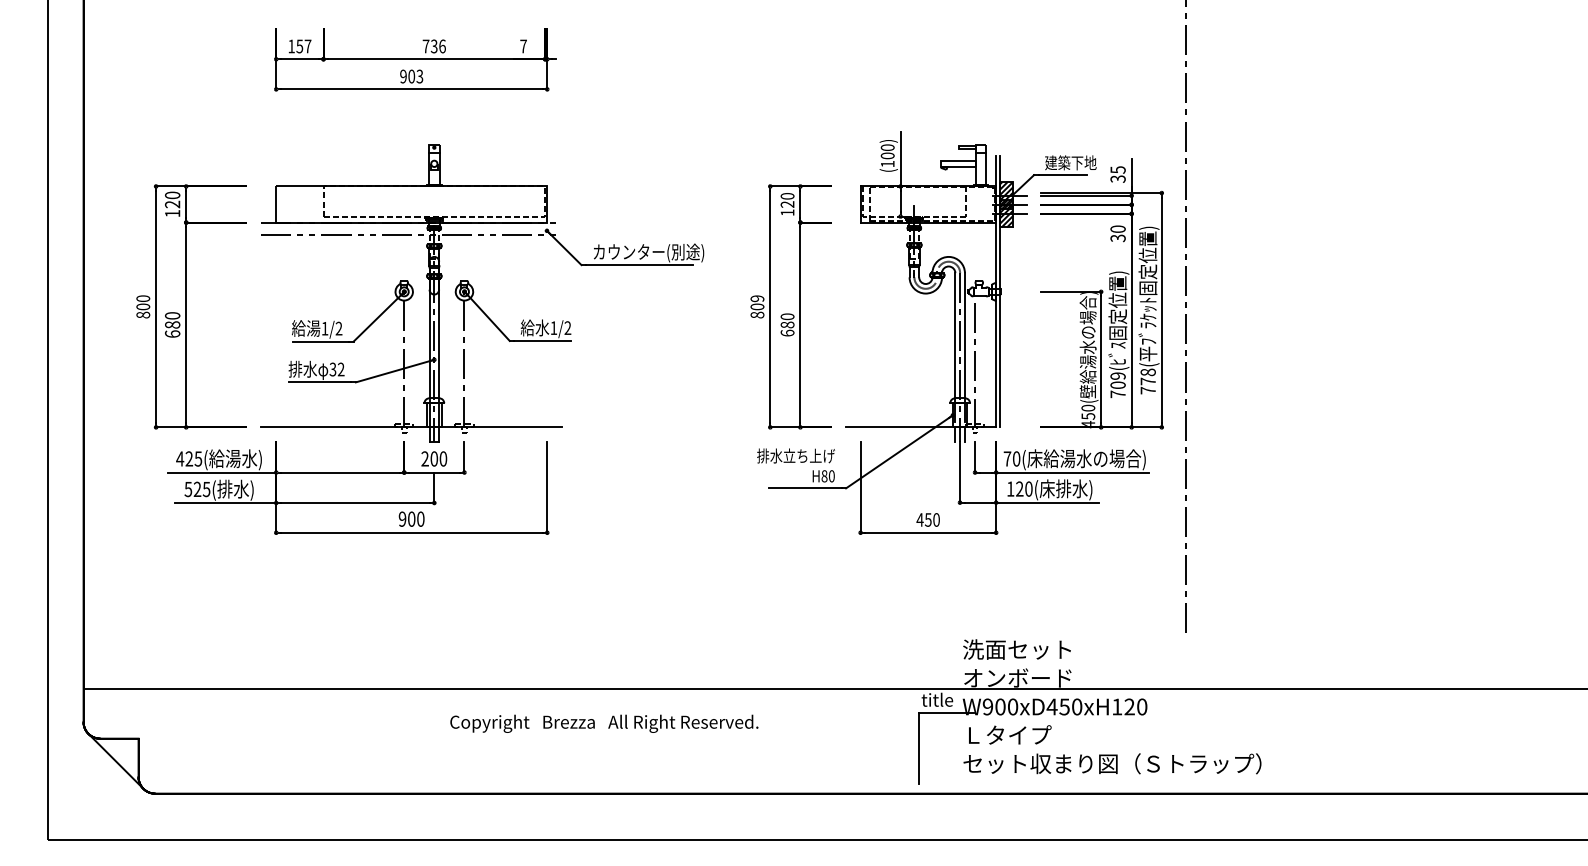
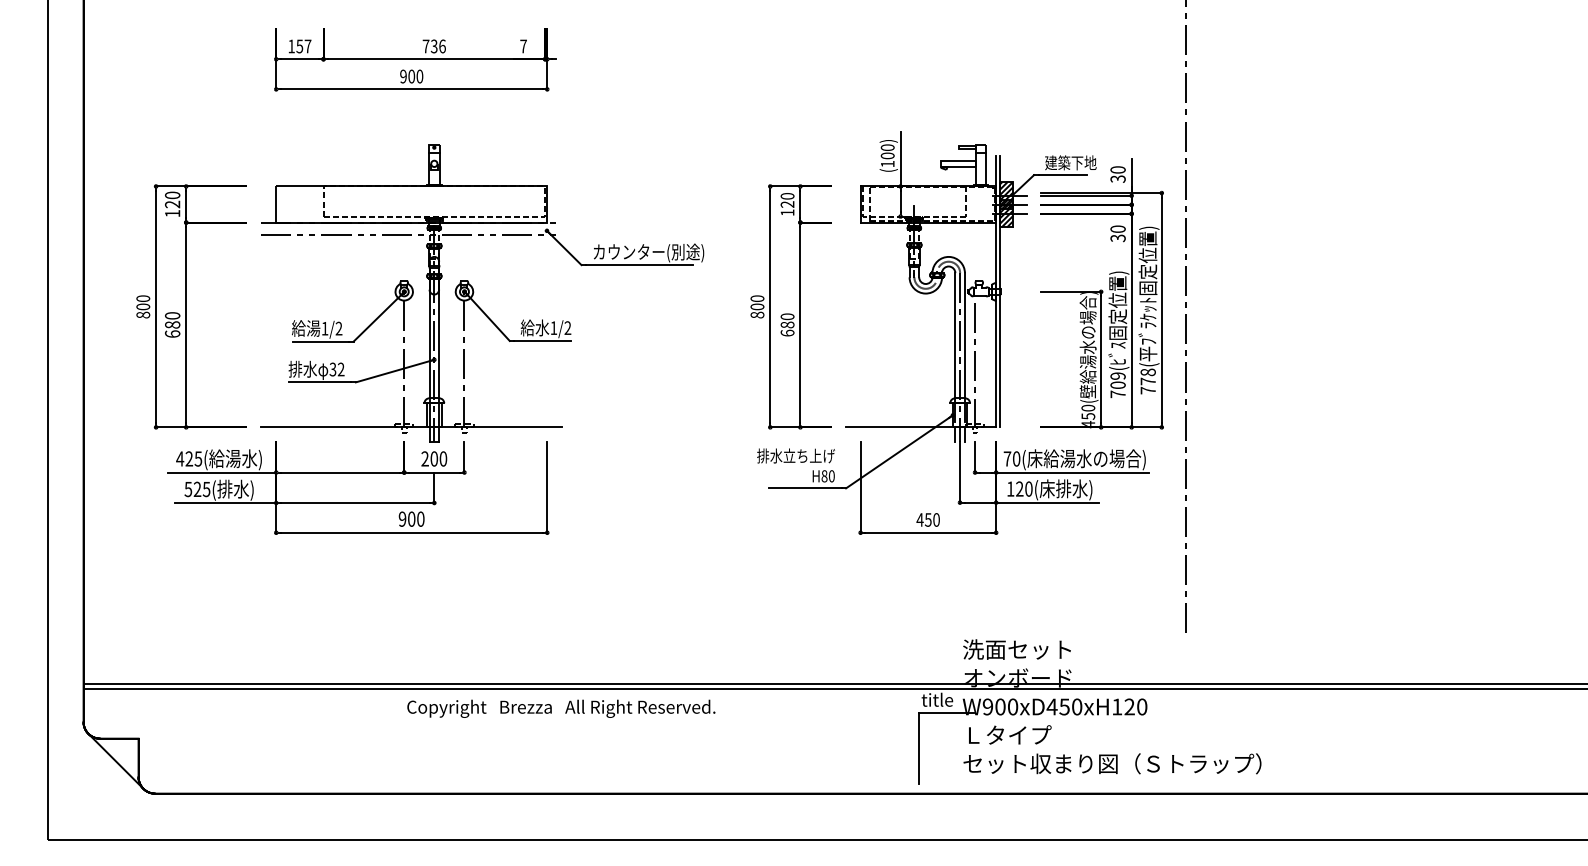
text: 903 -> 900 (419, 76)
text: 35 -> 30 (1117, 169)
text: 809 -> 800 (757, 298)
line: none -> present (833, 683)
text position: (604, 723) -> (561, 708) (561, 708)
